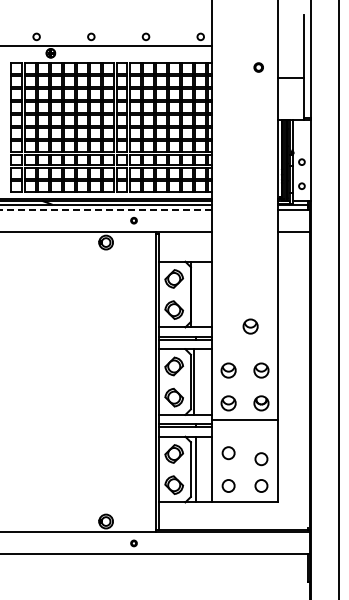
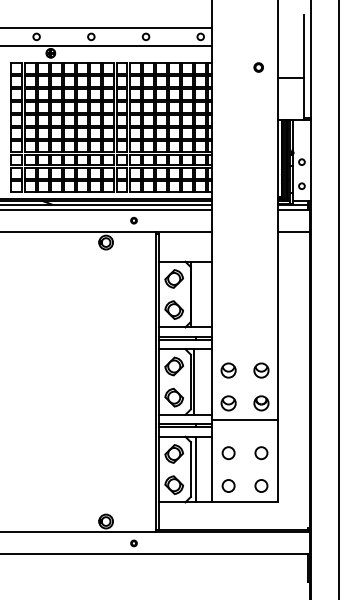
line: none -> present (107, 28)
line: dashed -> solid (106, 209)
part: present -> none (250, 326)
circle position: (261, 459) -> (261, 453) (261, 453)
